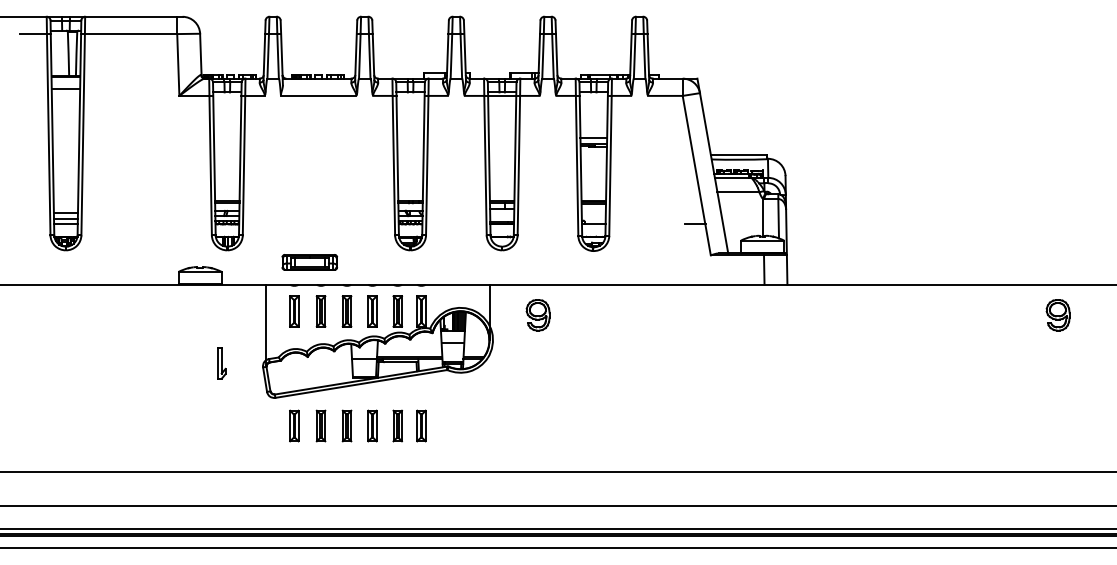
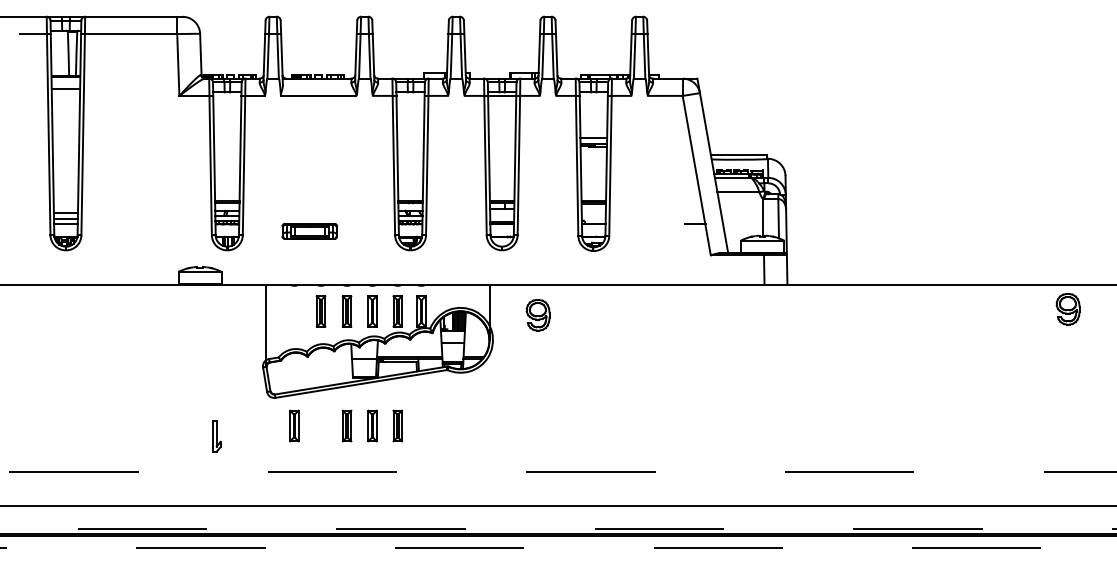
part position: (309, 262) -> (309, 231) (309, 231)
part: present -> none (294, 311)
part position: (1057, 315) -> (1067, 309) (1067, 309)
part position: (221, 363) -> (216, 436) (216, 436)
part: present -> none (320, 425)
part: present -> none (421, 425)
line: solid -> dashed (558, 471)
line: solid -> dashed (558, 528)
line: solid -> dashed (557, 548)
